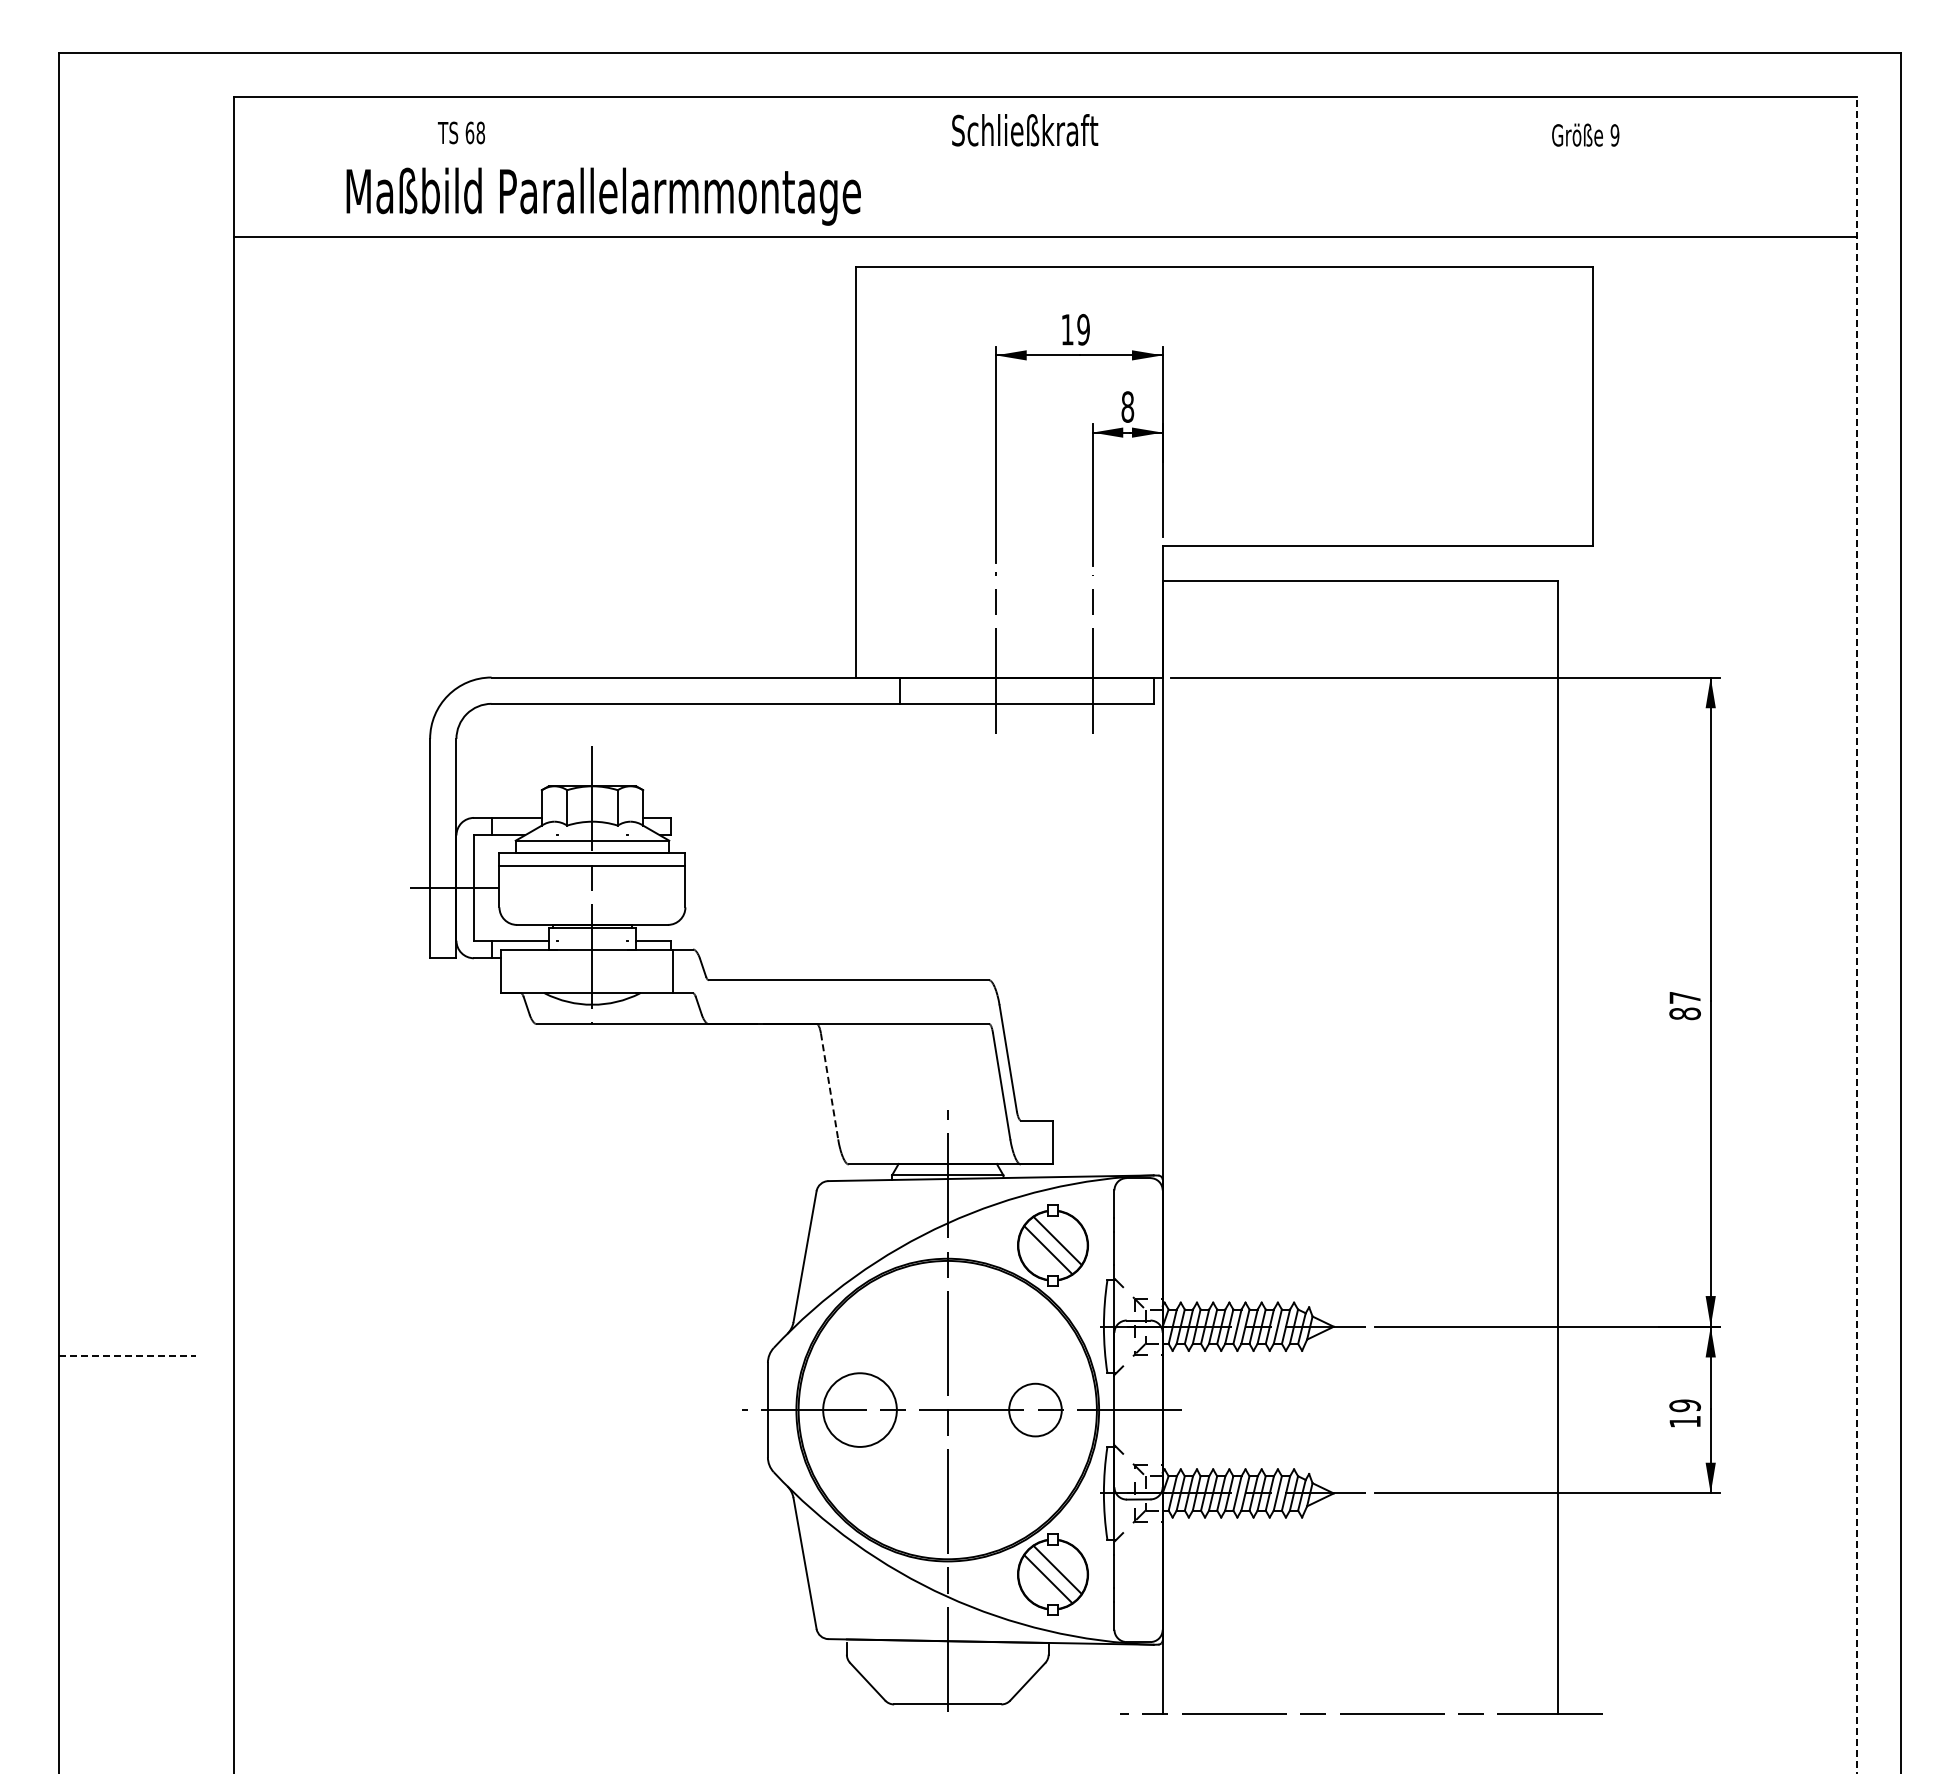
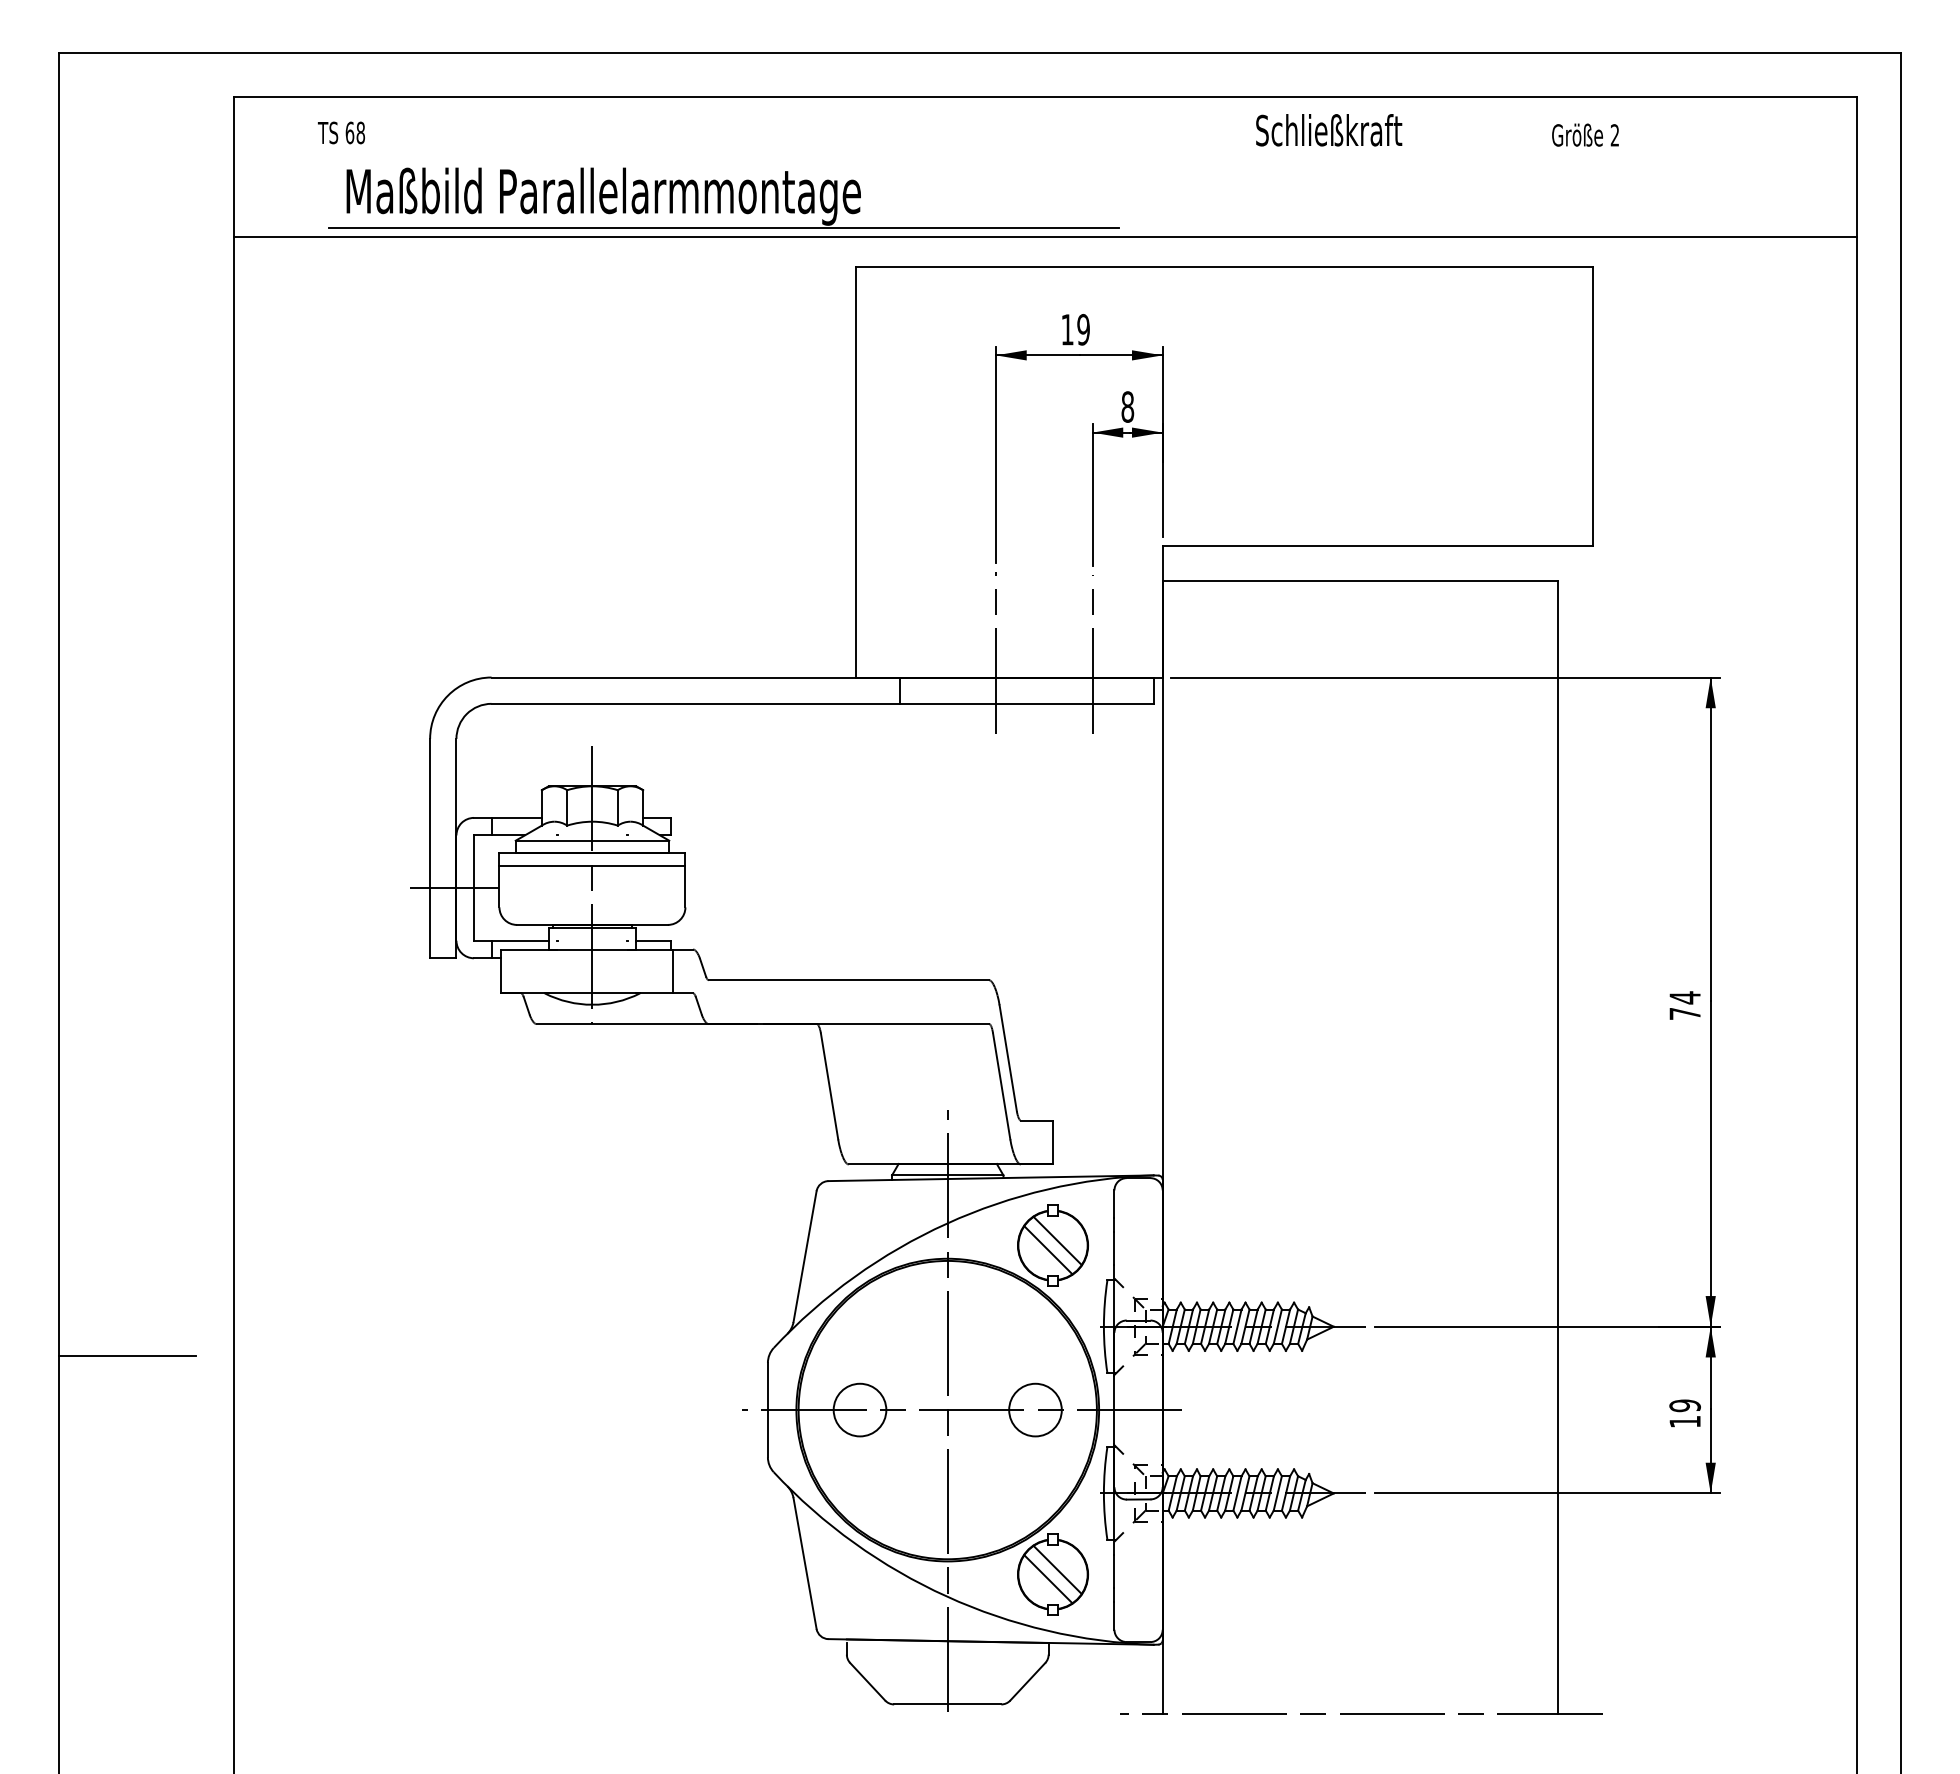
text position: (1025, 130) -> (1329, 130) (1329, 130)
text position: (461, 132) -> (341, 132) (341, 132)
text: 9 -> 2 (1614, 135)
line: none -> present (723, 227)
line: dashed -> solid (1857, 935)
text: 87 -> 74 (1684, 1005)
line: dashed -> solid (829, 1086)
line: dashed -> solid (127, 1356)
circle diameter: 74 px -> 53 px (859, 1409)
